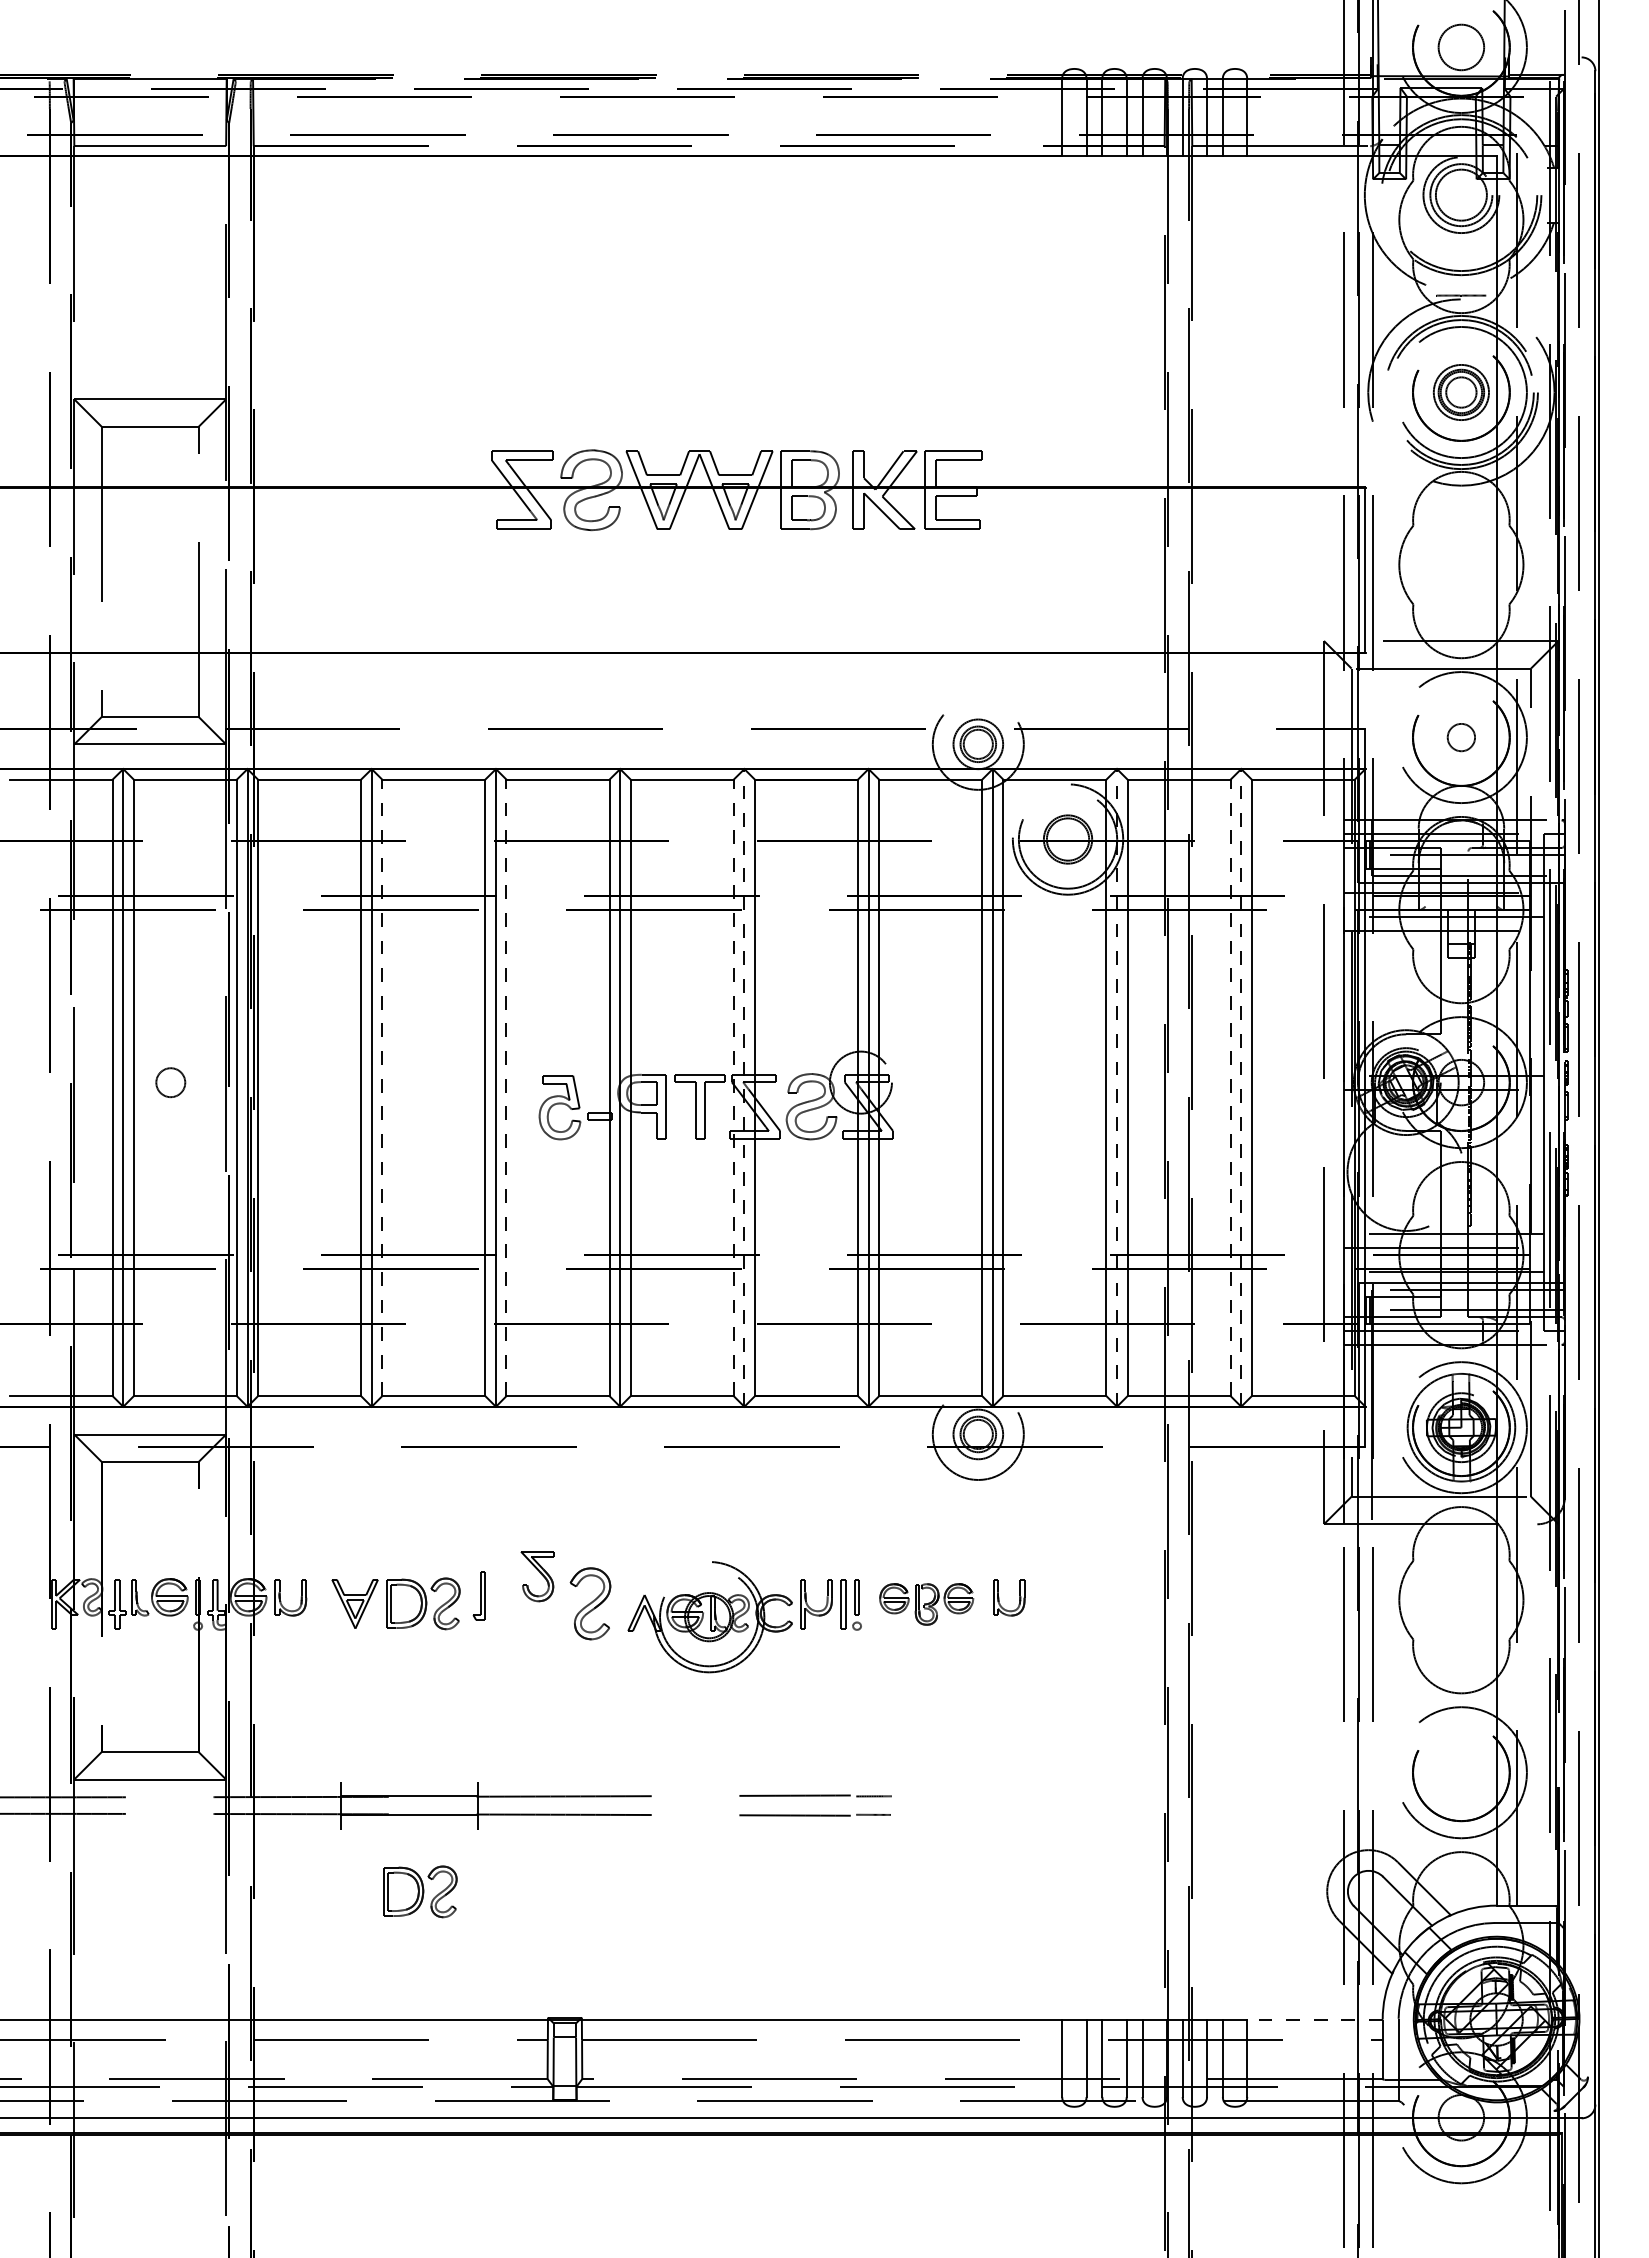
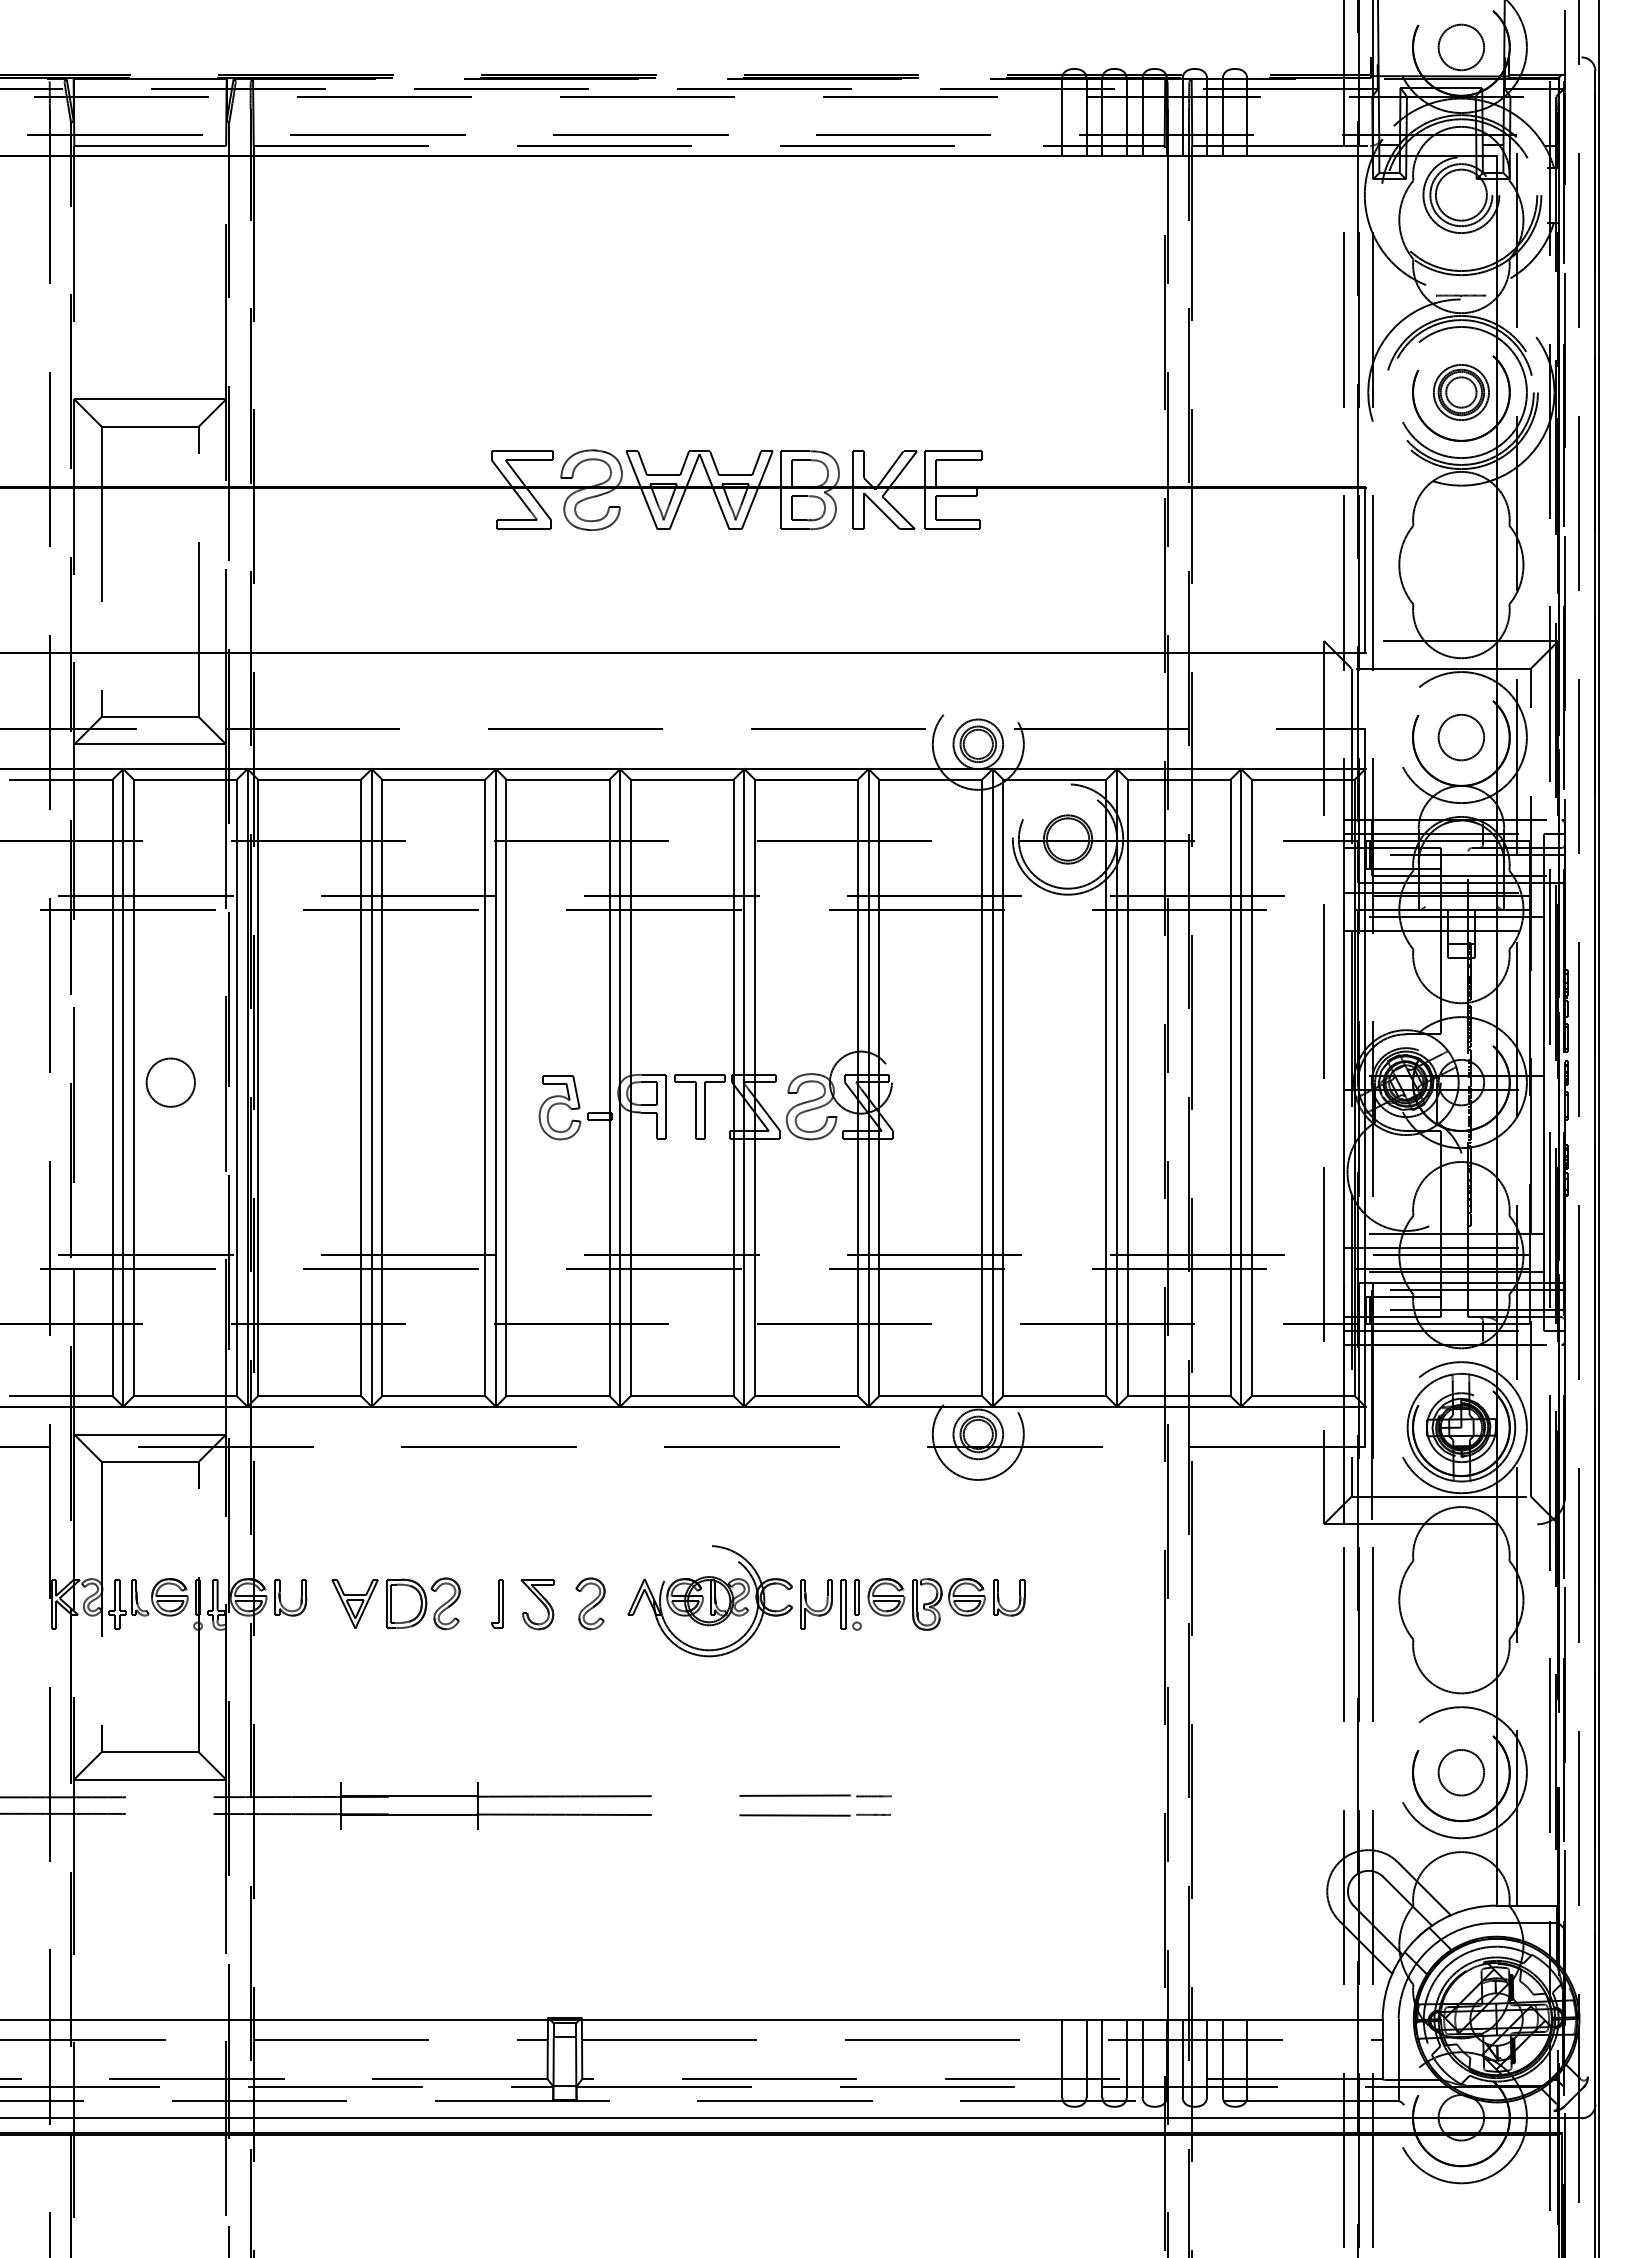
circle diameter: 27 px -> 46 px (1461, 737)
circle diameter: 29 px -> 48 px (170, 1082)
line: dashed -> solid (382, 1087)
line: dashed -> solid (506, 1087)
line: dashed -> solid (733, 1087)
line: dashed -> solid (744, 1087)
line: dashed -> solid (1117, 1087)
line: dashed -> solid (1230, 1087)
line: dashed -> solid (1241, 1087)
part position: (537, 1576) -> (537, 1604) (537, 1604)
part position: (478, 1595) -> (496, 1603) (496, 1603)
part size: 43x74 px -> 31x54 px (590, 1603)
part size: 96x43 px -> 119x53 px (926, 1604)
part position: (709, 1617) -> (709, 1601) (709, 1601)
circle: none -> present (1460, 1772)
part: present -> none (420, 1891)
line: dashed -> solid (1314, 2019)
